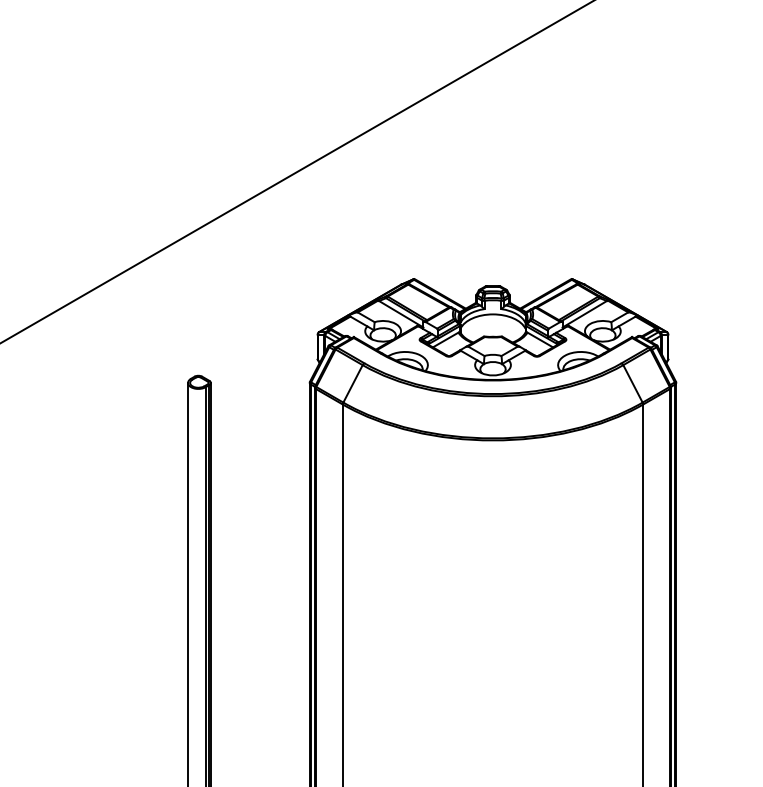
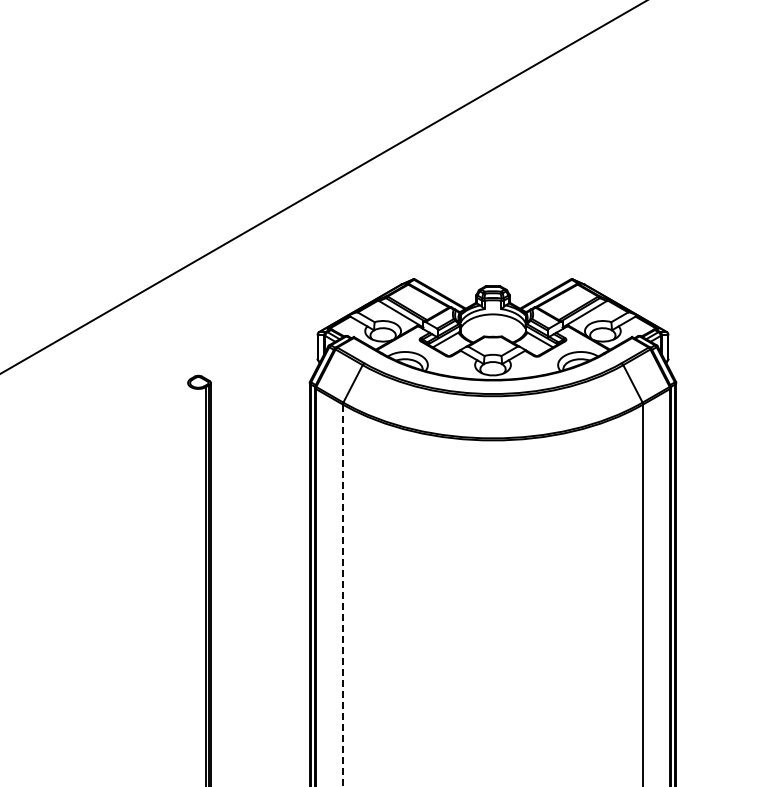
line position: (296, 171) -> (323, 187) (323, 187)
line: present -> none (188, 582)
line: solid -> dashed (342, 595)
